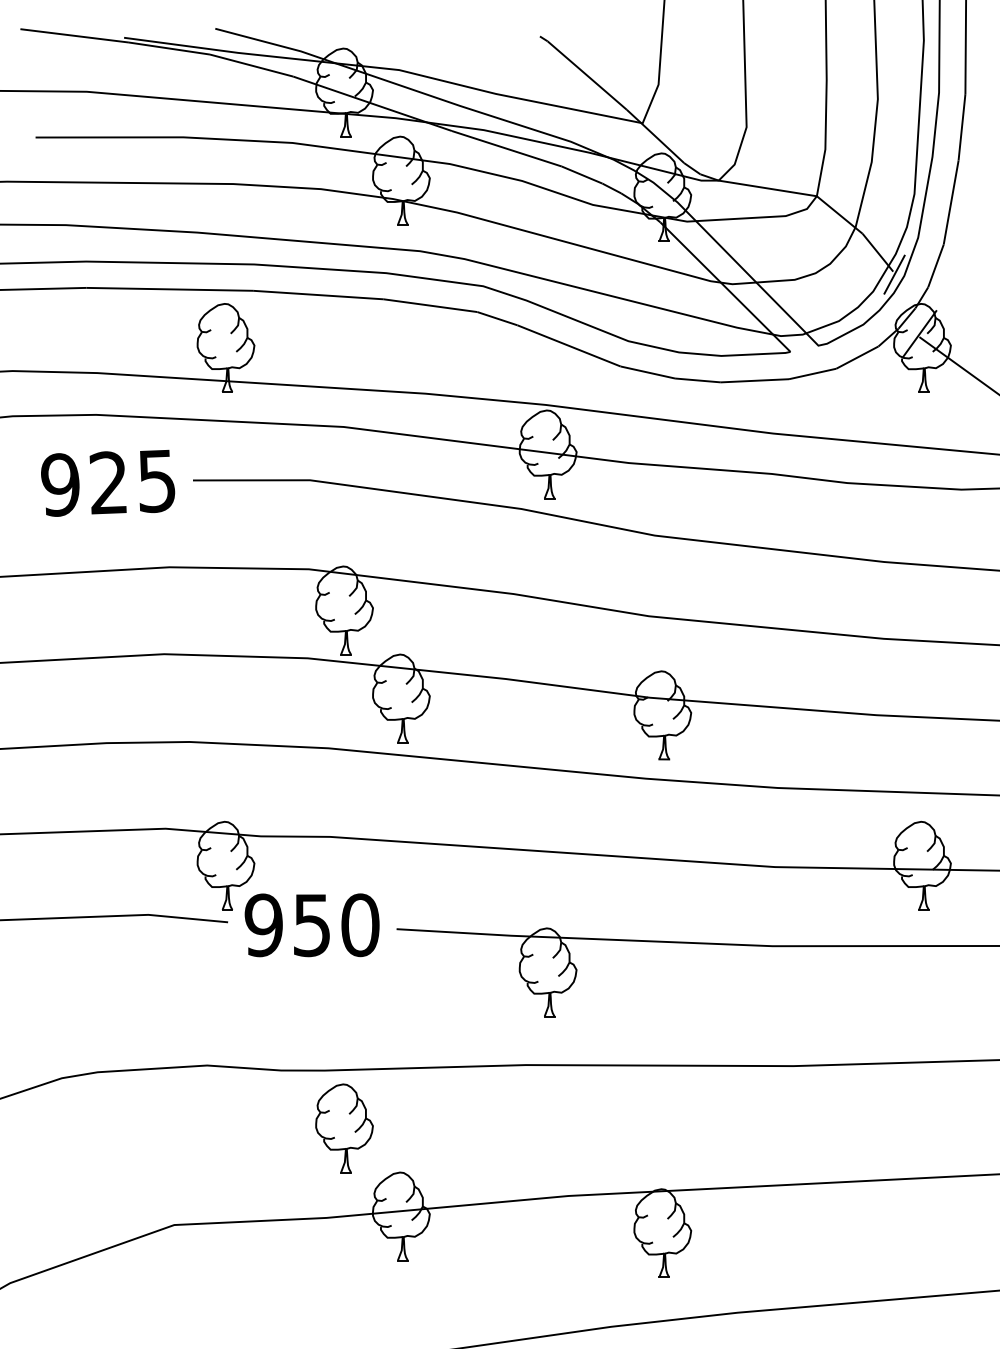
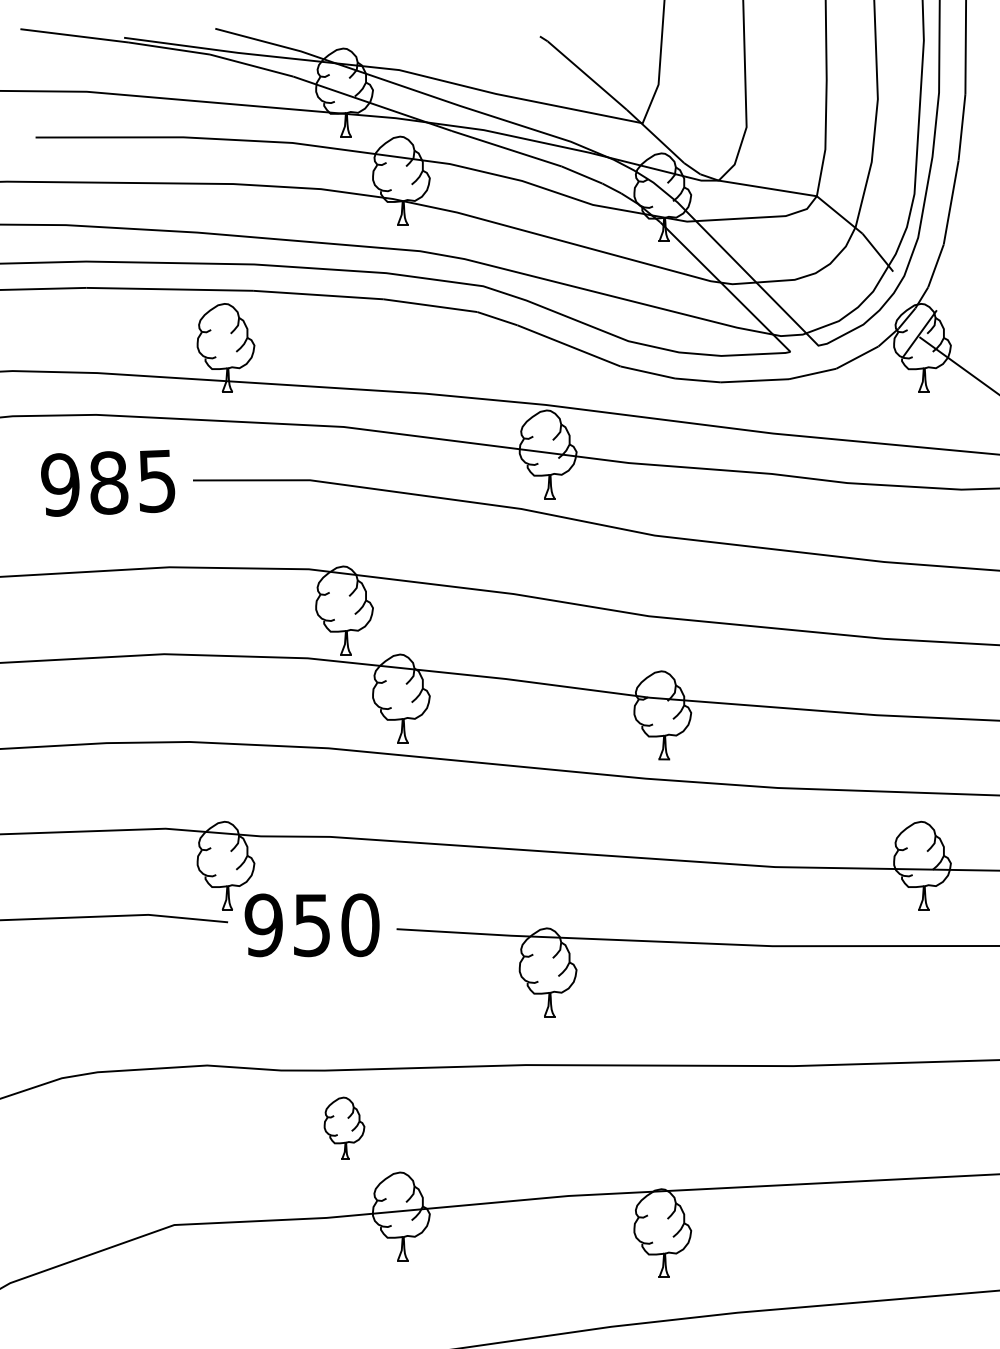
line: present -> none (894, 274)
text: 925 -> 985 (108, 482)
part size: 59x91 px -> 43x64 px (344, 1127)
